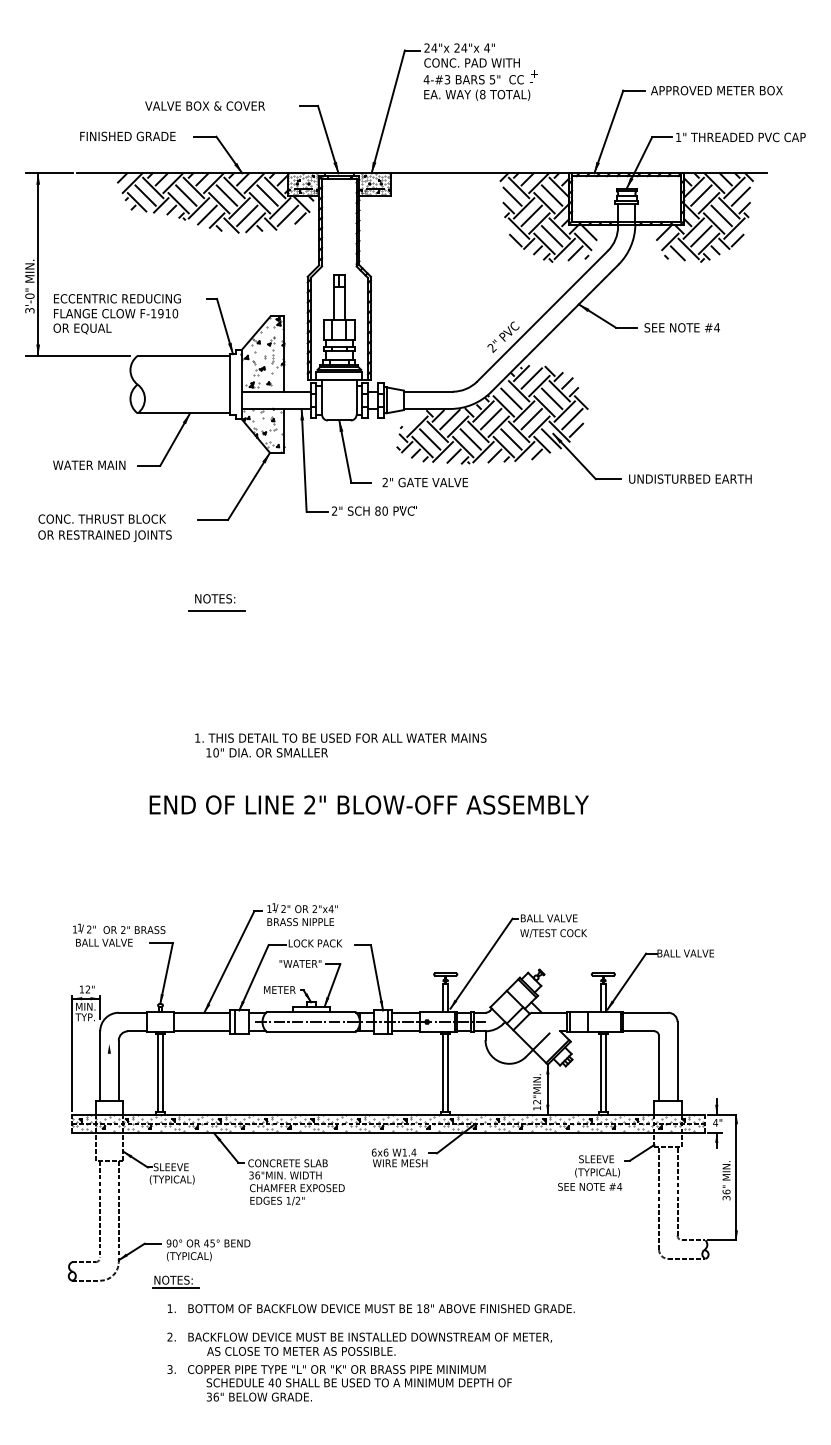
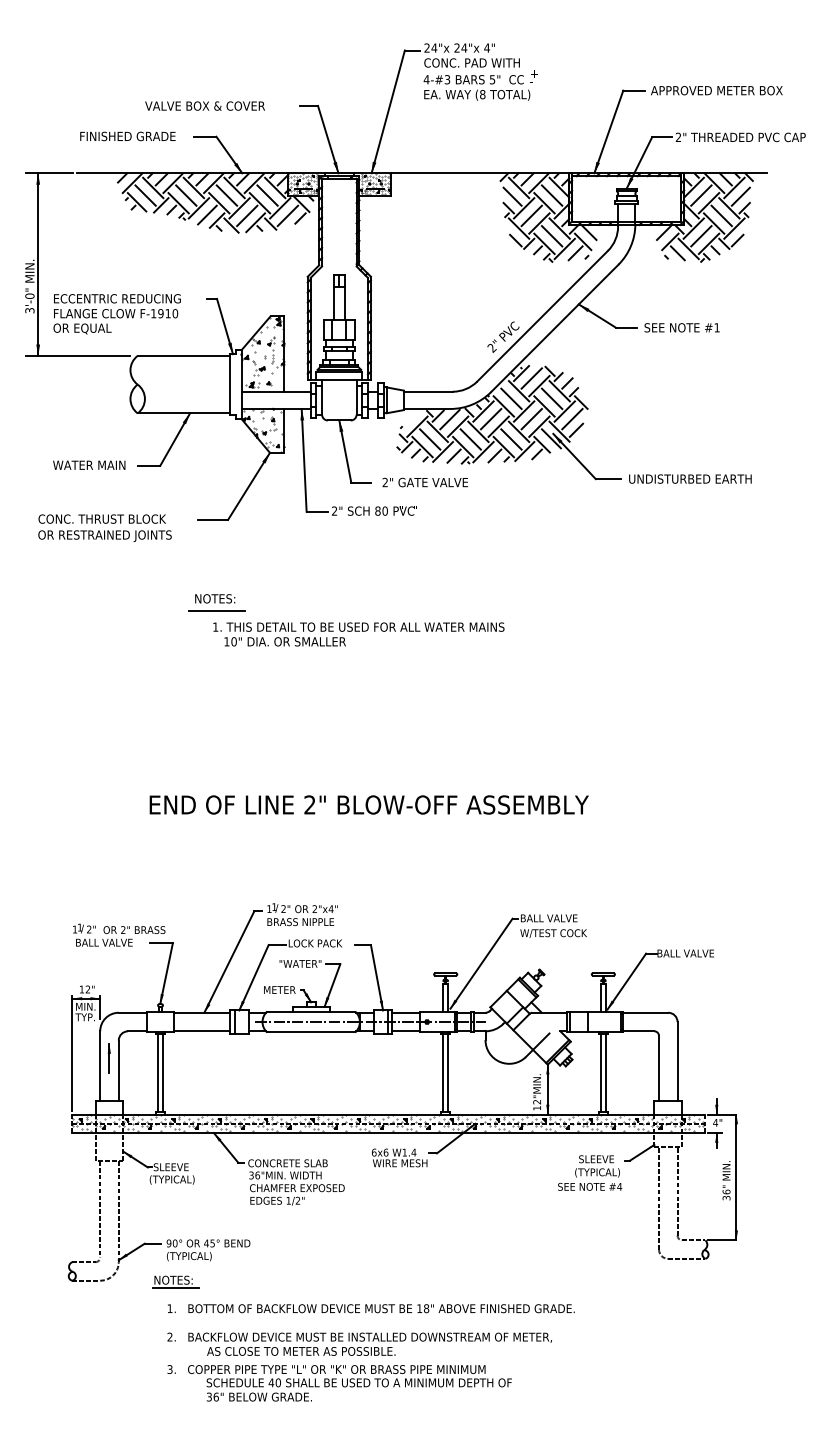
text: 1" -> 2" (677, 136)
text: #4 -> #1 (717, 327)
text position: (340, 745) -> (358, 634) (358, 634)
line: none -> present (109, 1058)
